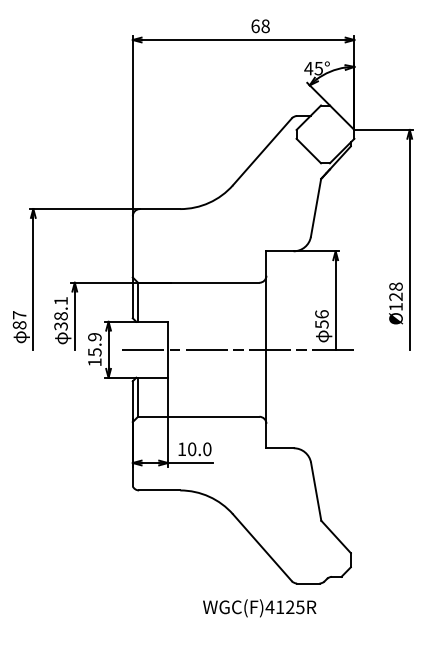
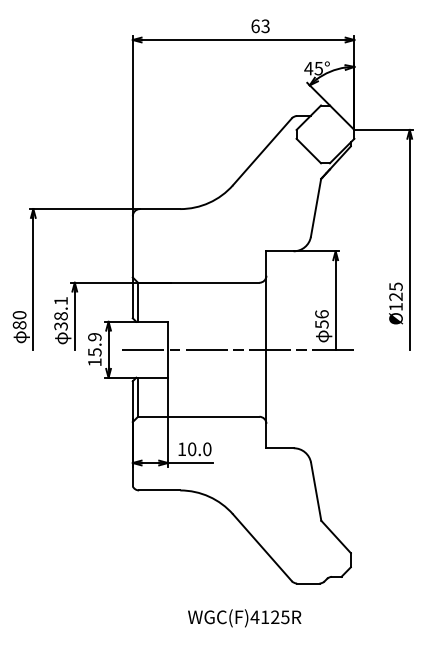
text: 68 -> 63 (265, 25)
text: Ø128 -> Ø125 (395, 286)
text: 87 -> 80 (19, 315)
text position: (259, 608) -> (244, 618) (244, 618)
